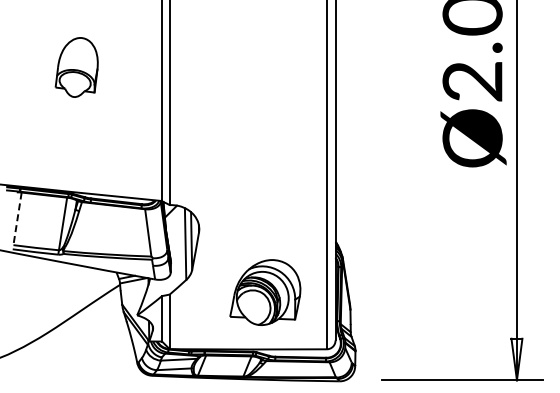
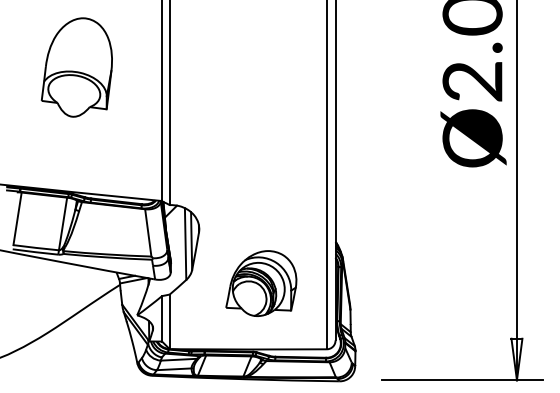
part size: 45x61 px -> 73x101 px (76, 67)
line: dashed -> solid (17, 218)
part position: (265, 292) -> (261, 283) (261, 283)
